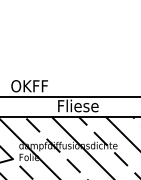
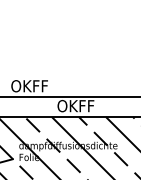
text: Fliese -> OKFF (77, 105)
